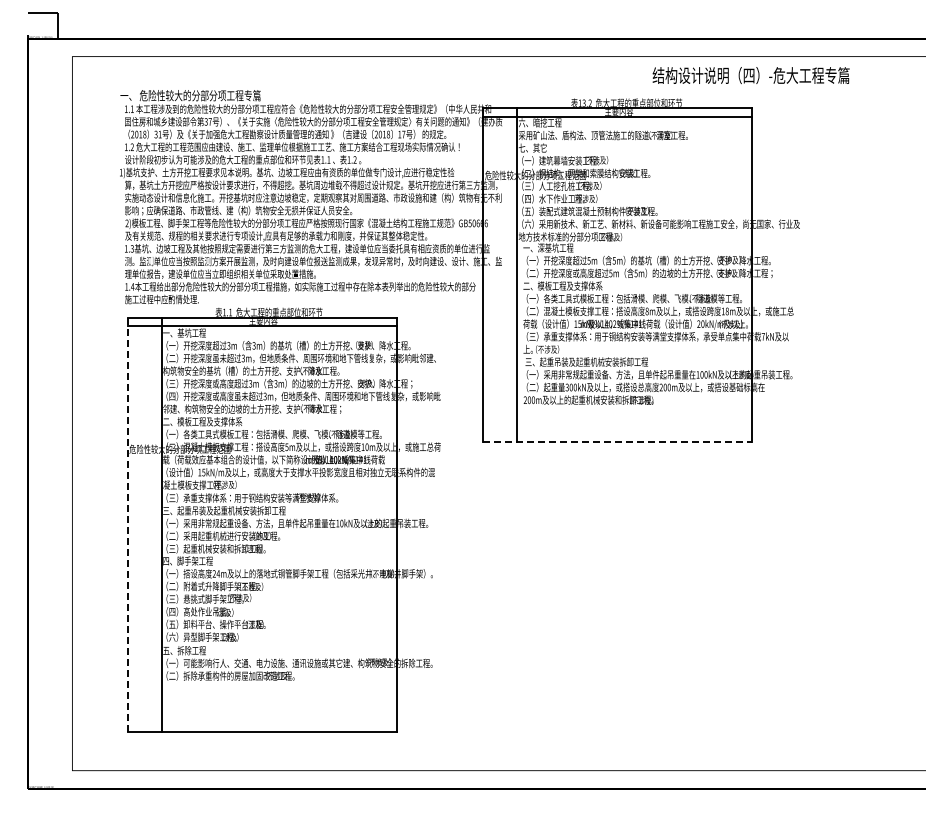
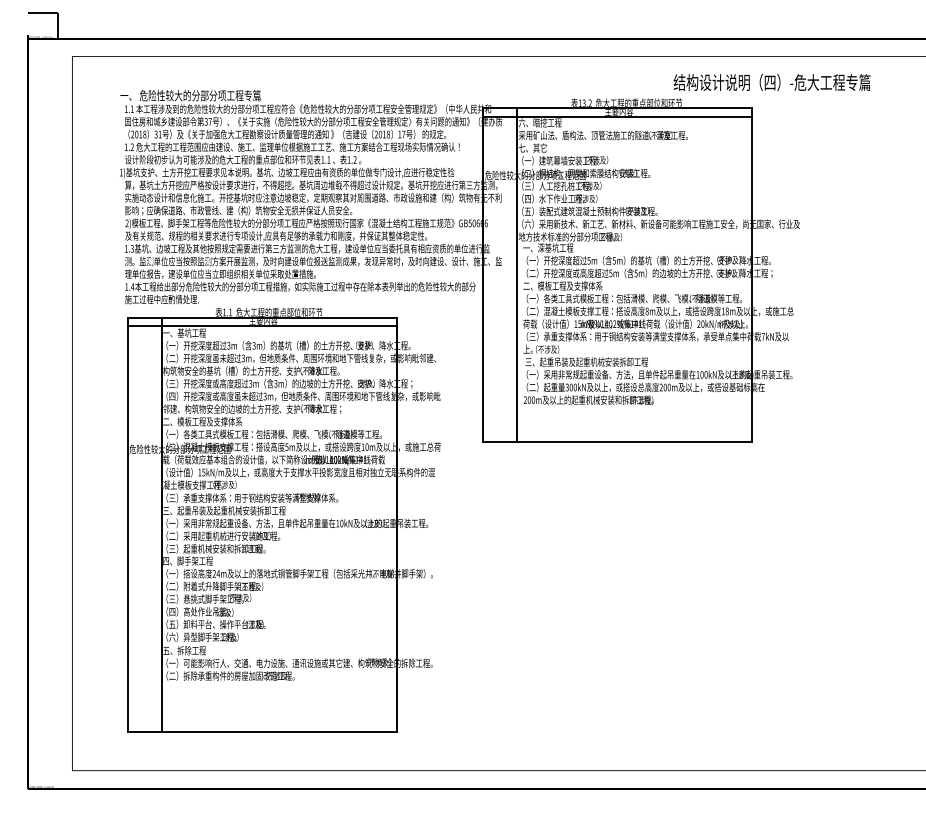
text position: (750, 75) -> (771, 82) (771, 82)
line: dashed -> solid (618, 441)
line: dashed -> solid (127, 525)
